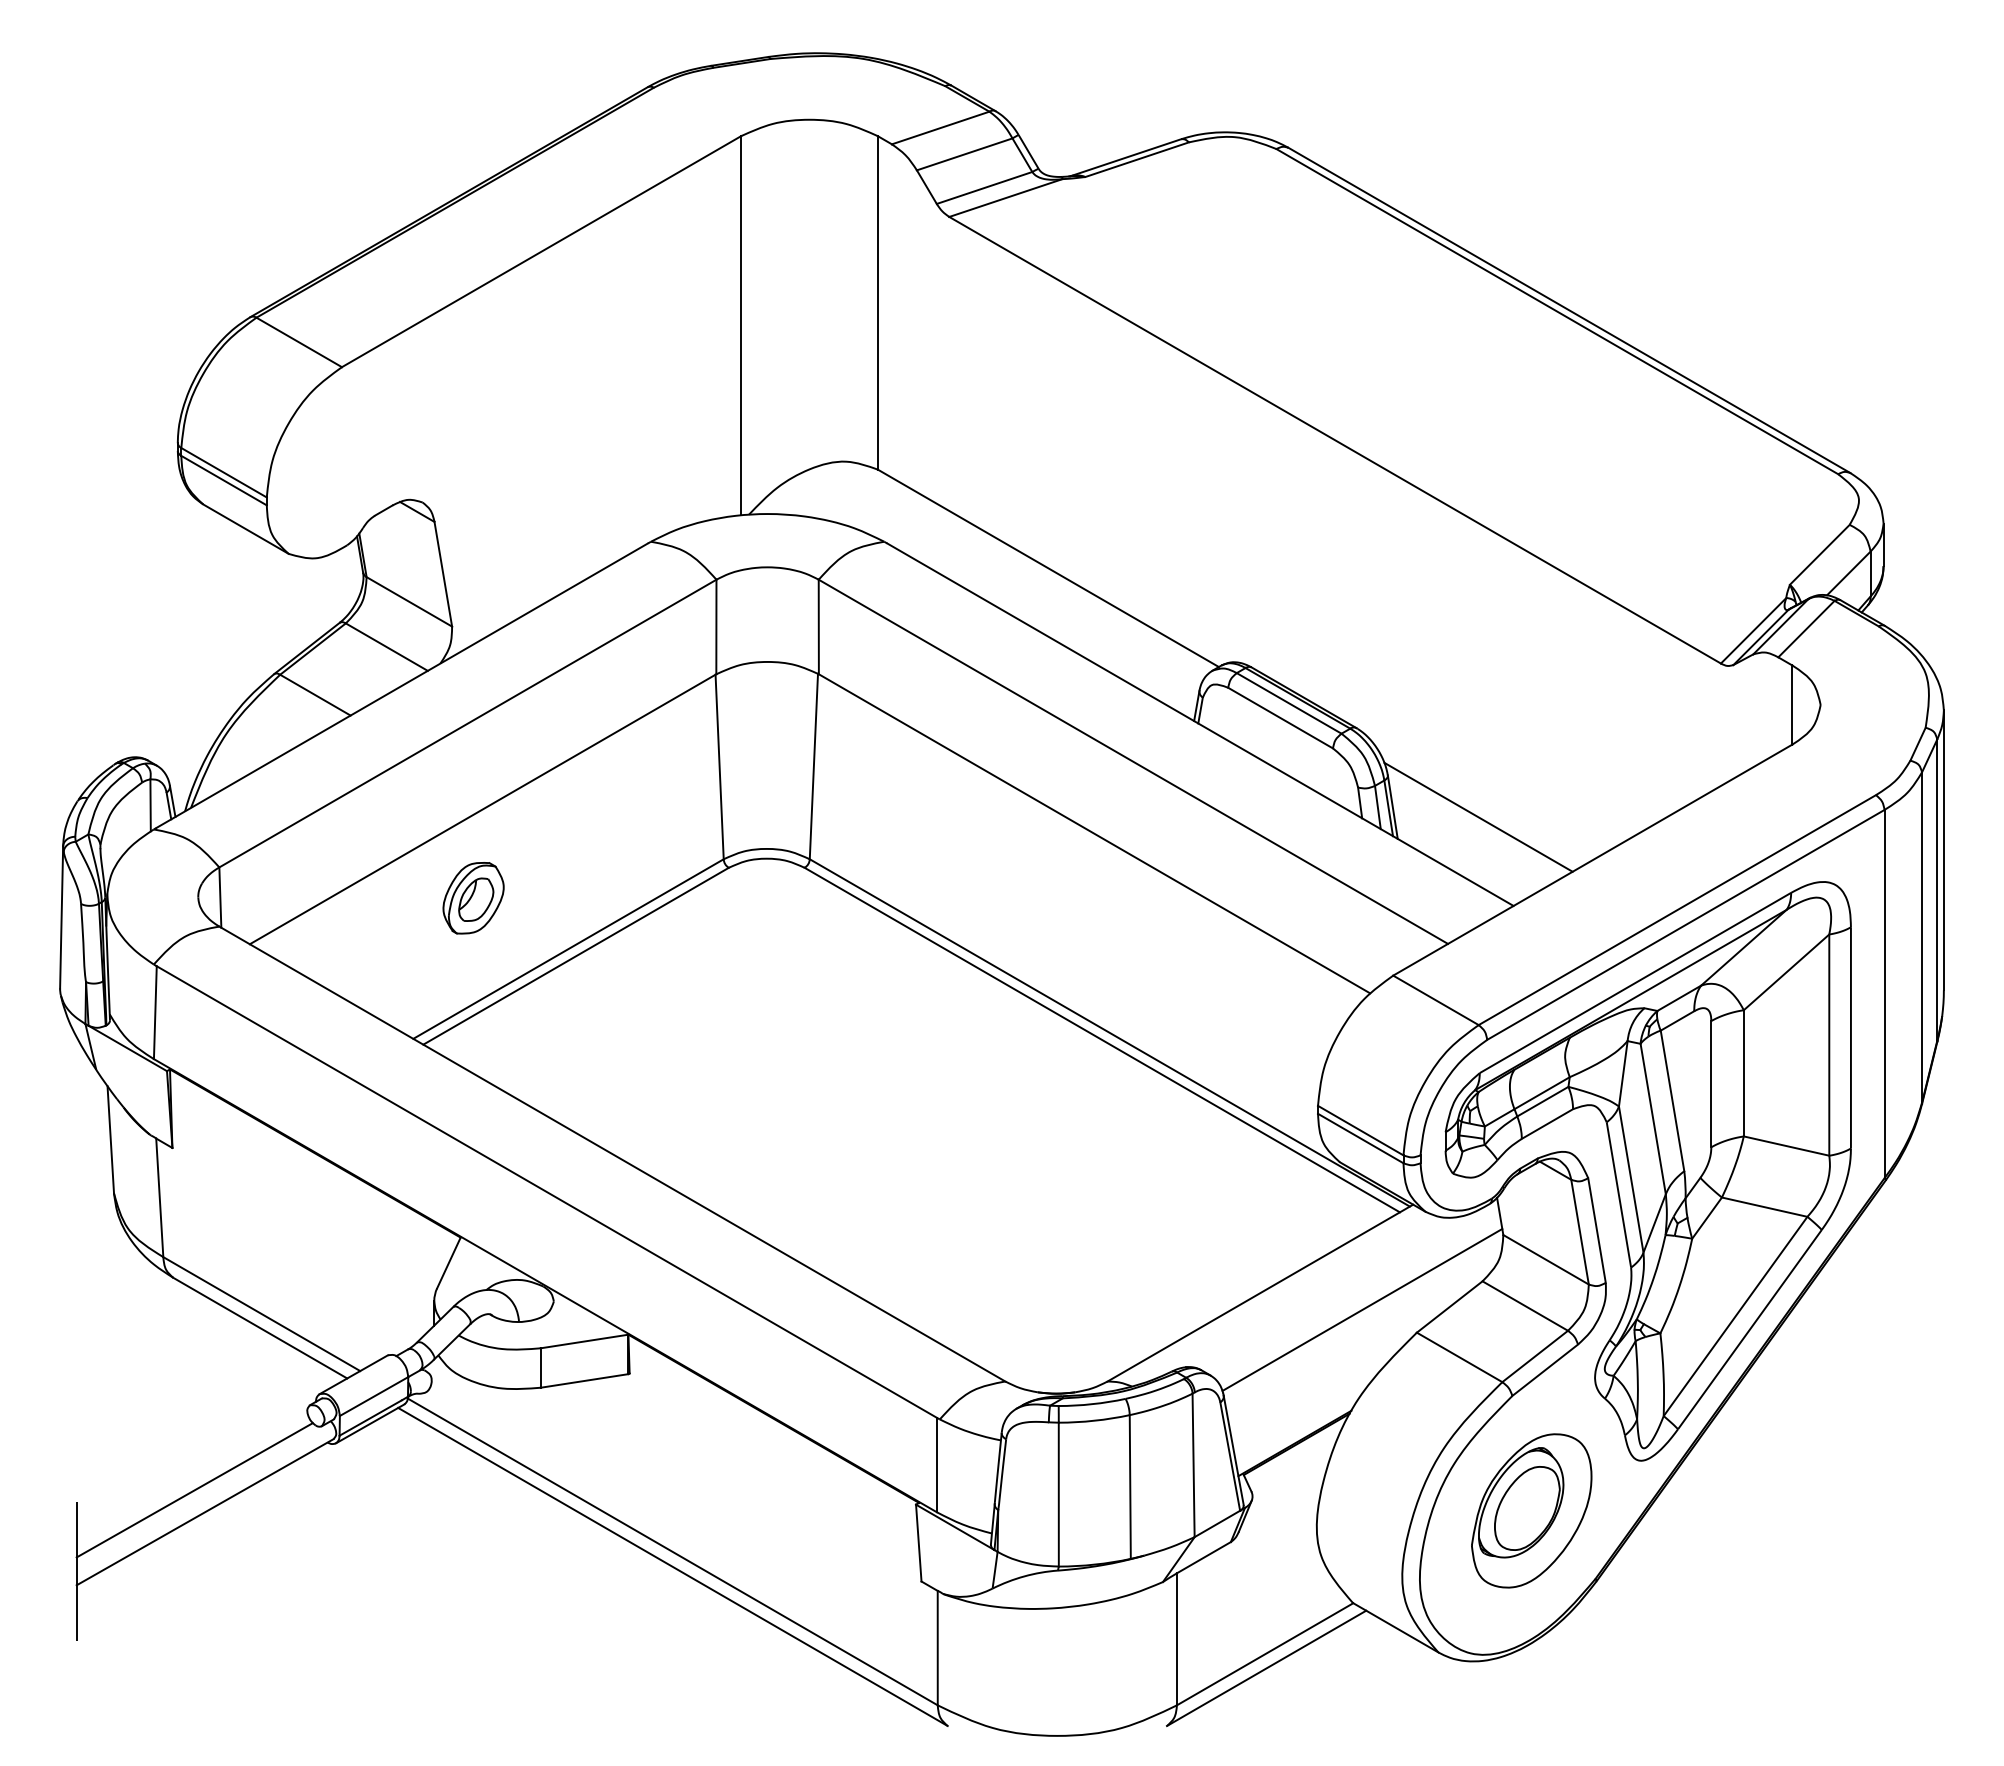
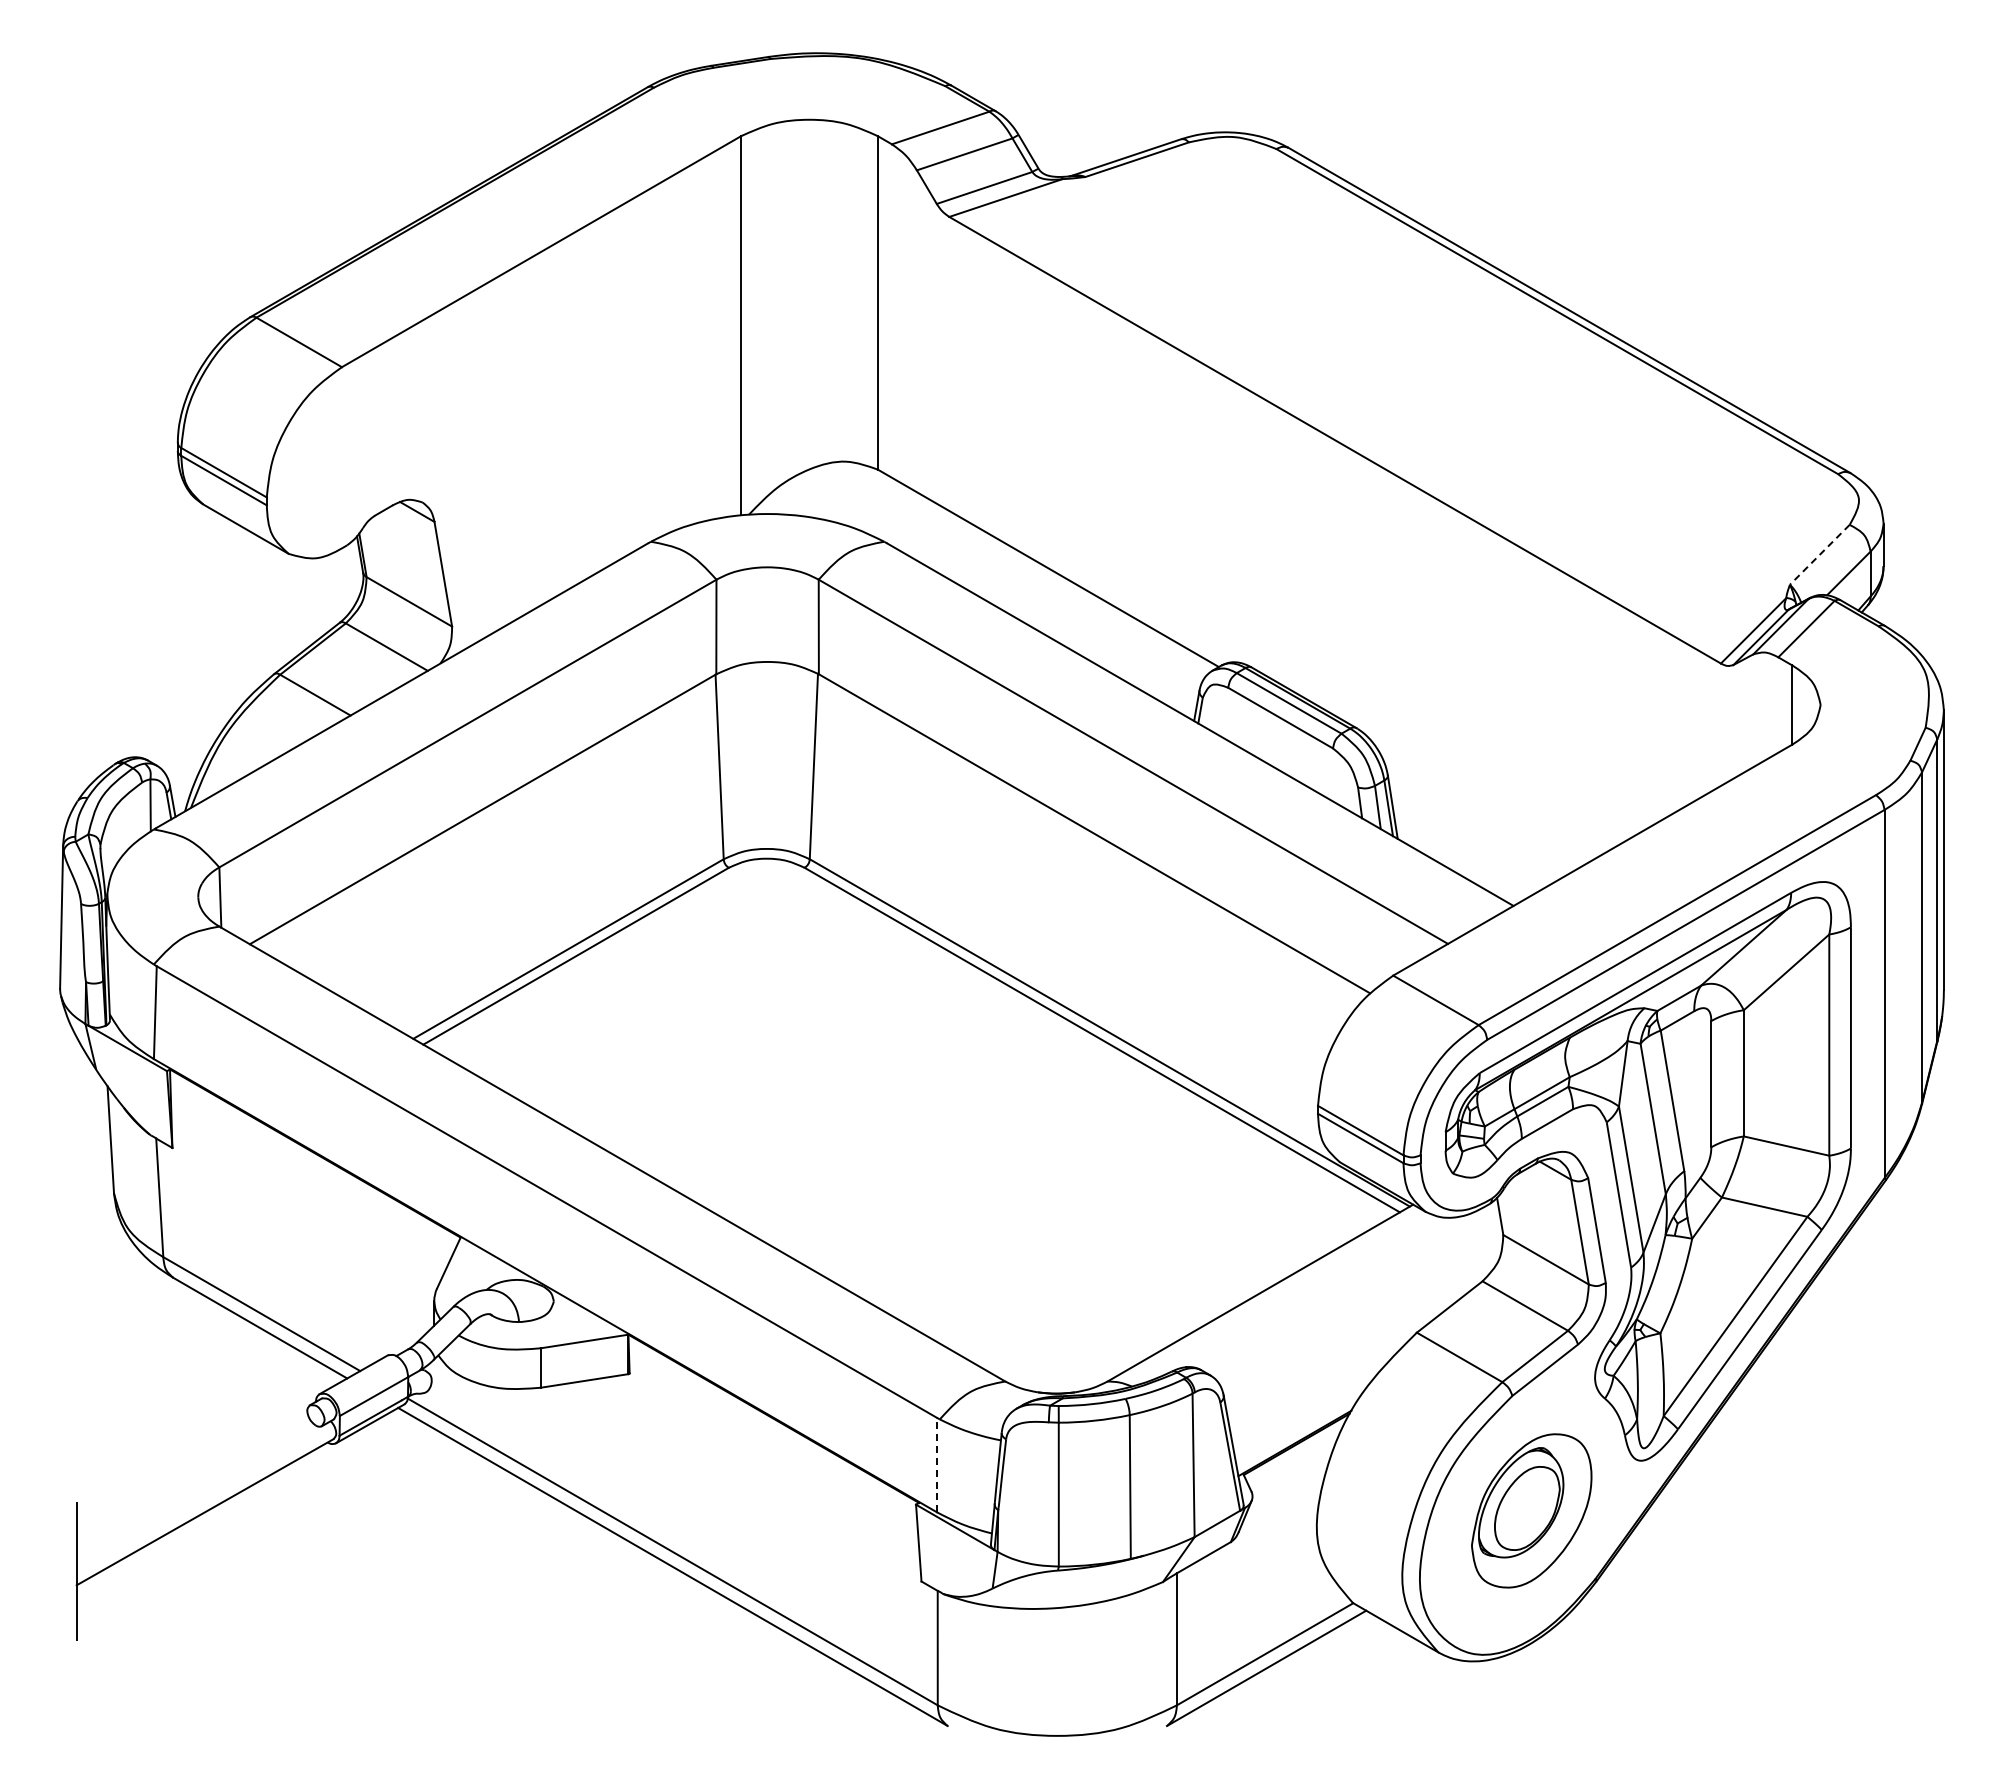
line: solid -> dashed (1819, 555)
line: present -> none (1478, 816)
part: present -> none (473, 898)
line: present -> none (1362, 1309)
line: solid -> dashed (936, 1464)
line: present -> none (194, 1490)
